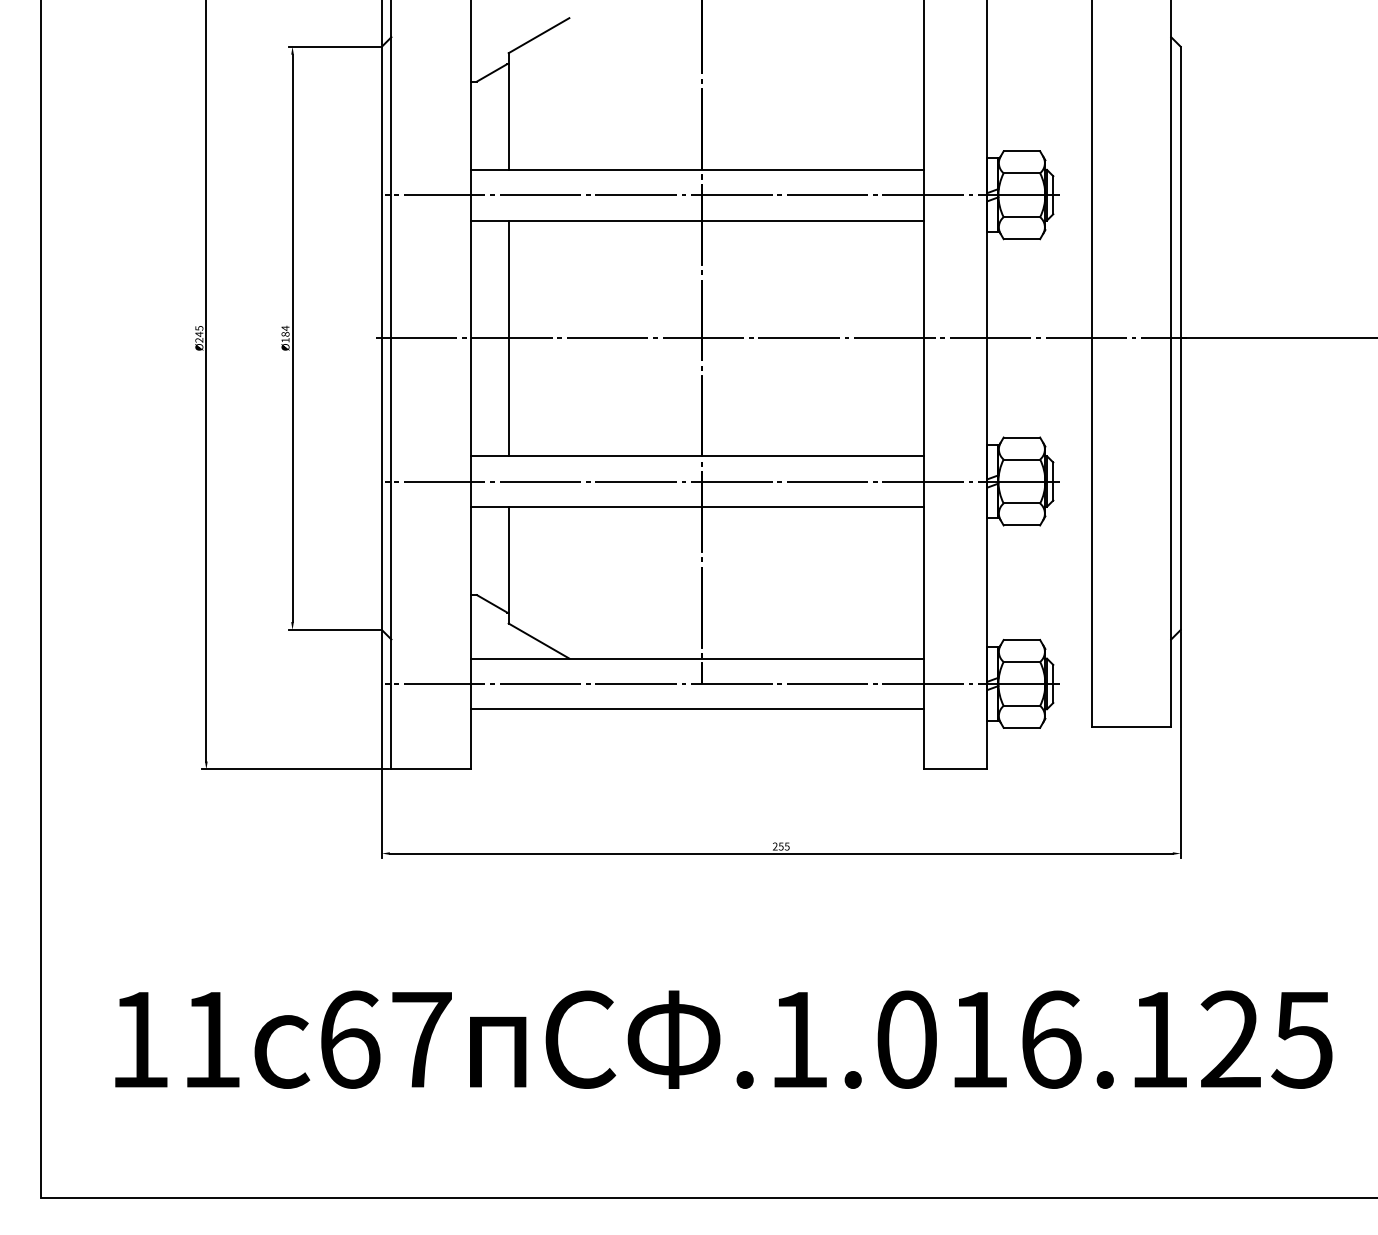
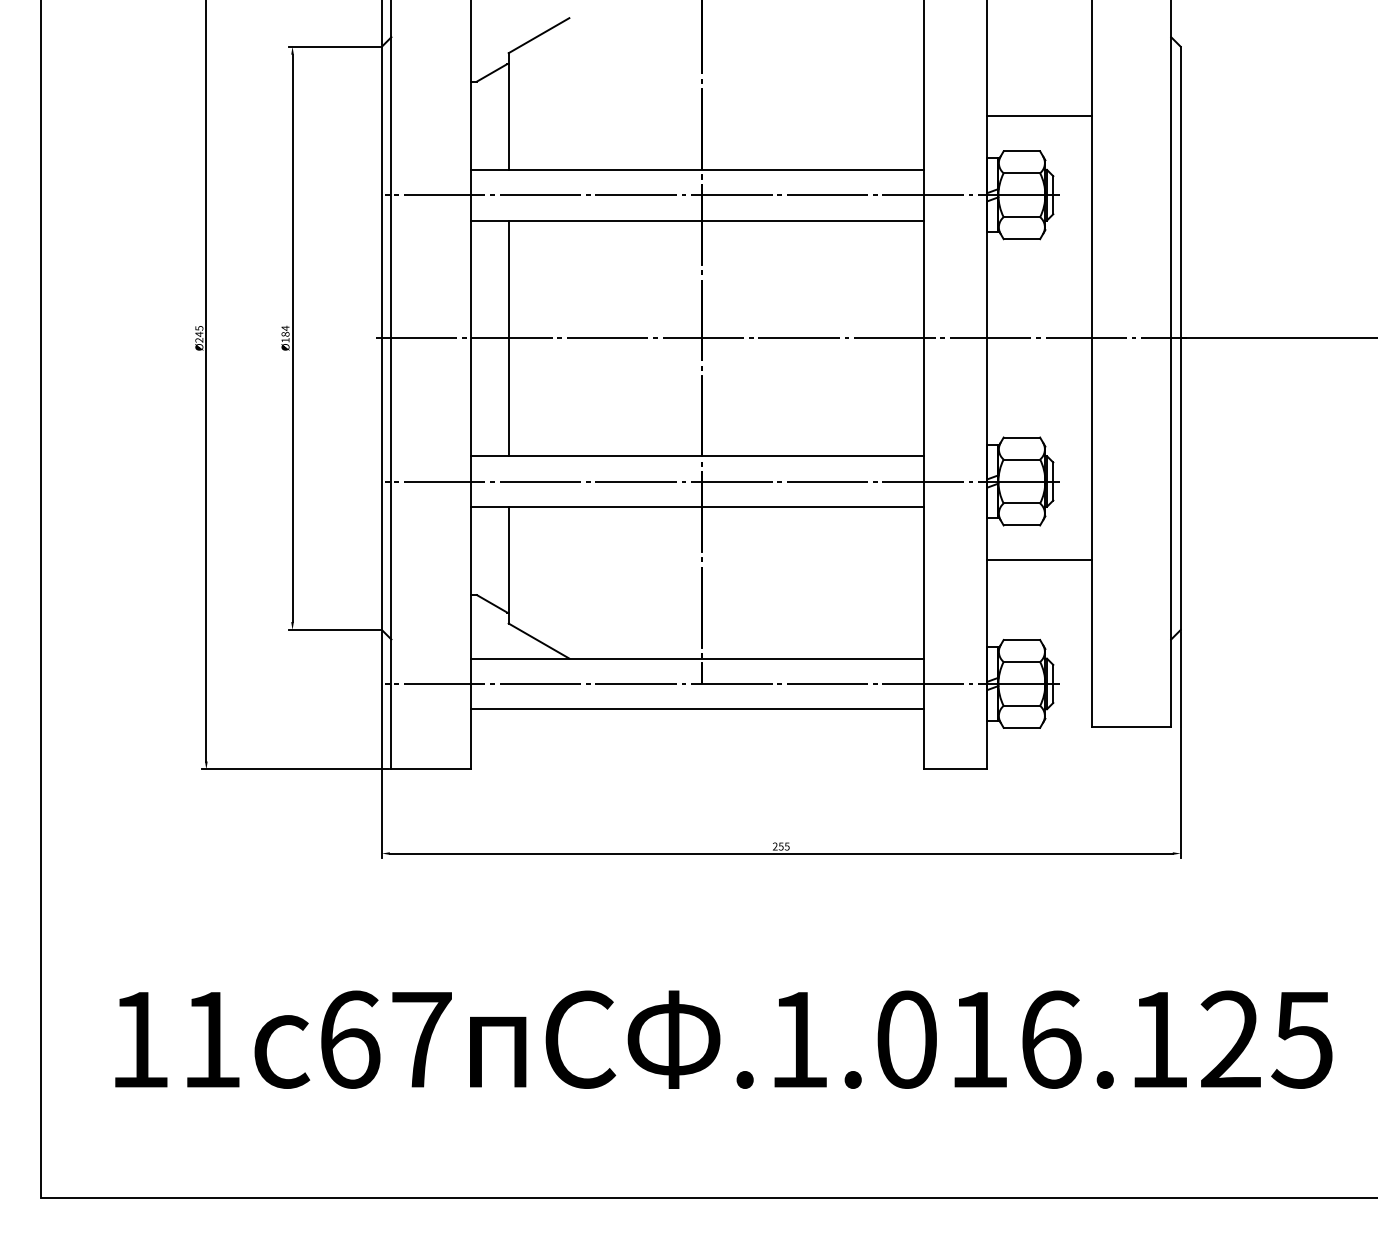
line: none -> present (1039, 116)
line: none -> present (1039, 560)
